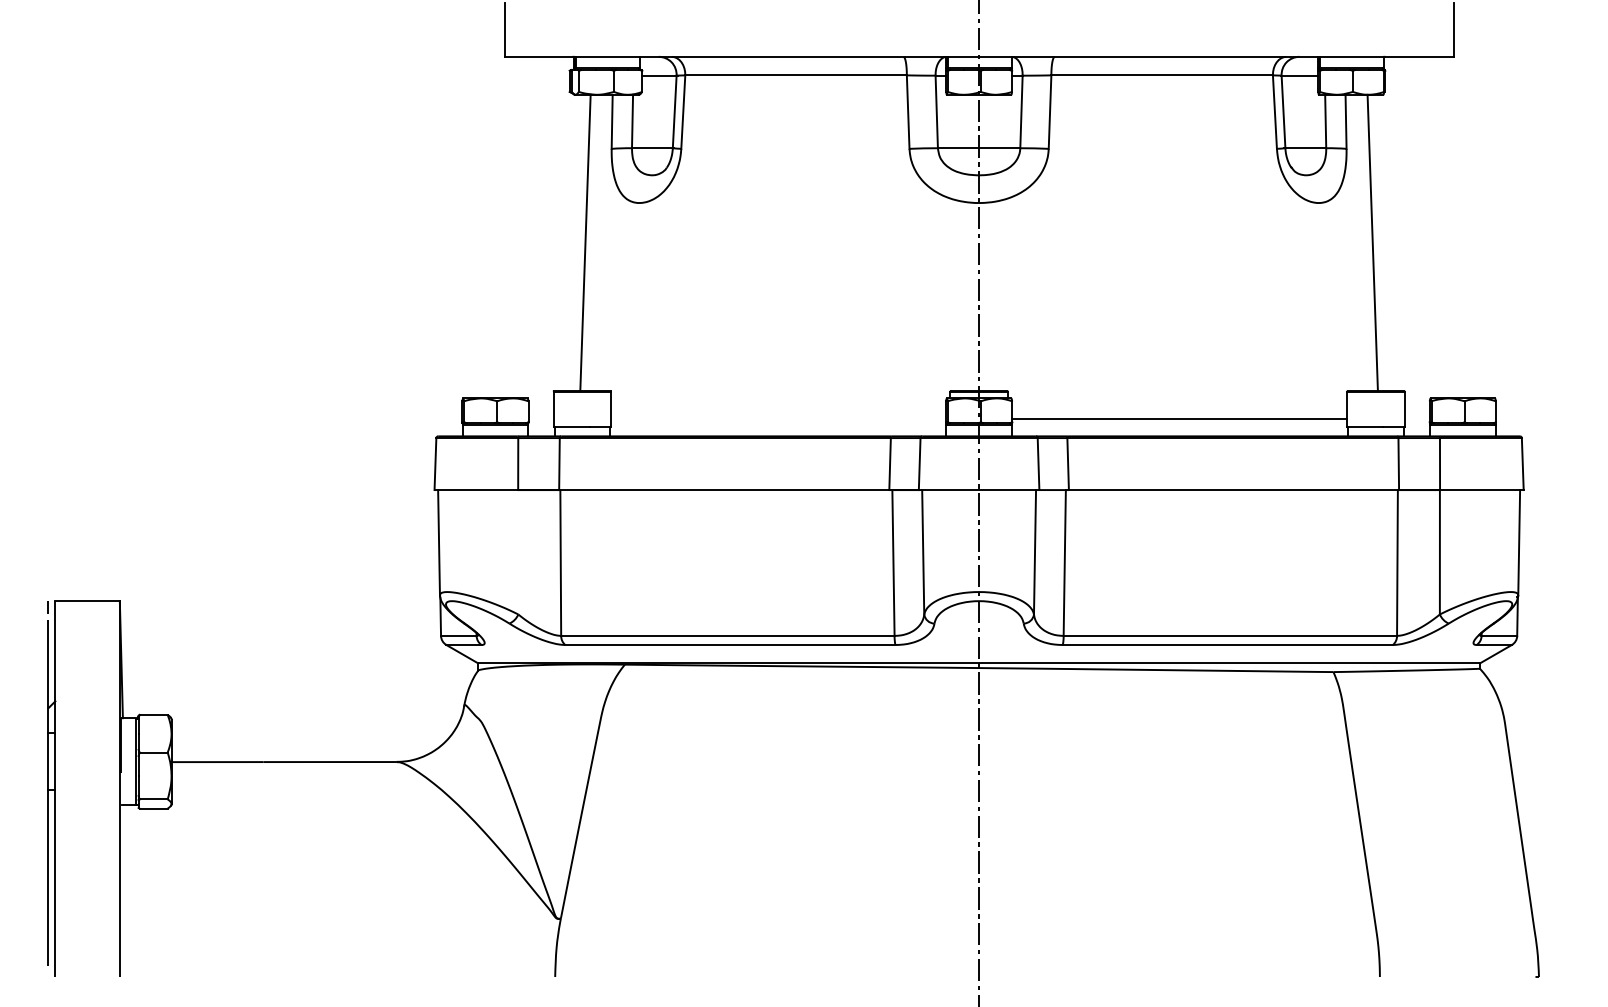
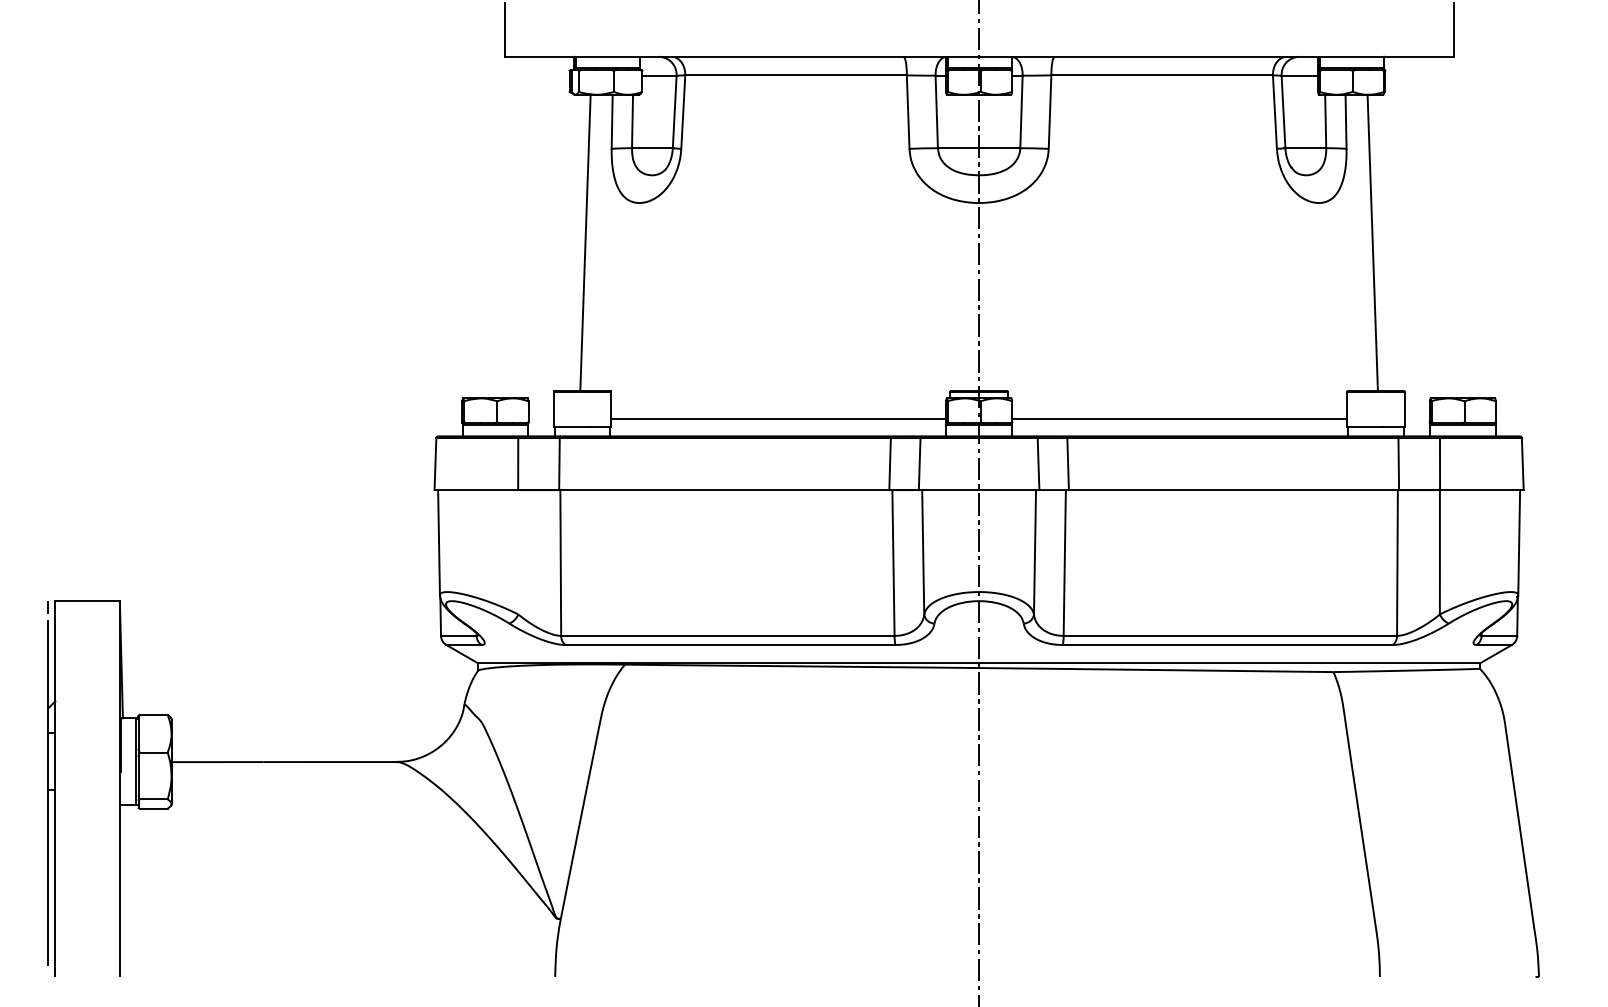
line: none -> present (778, 419)
